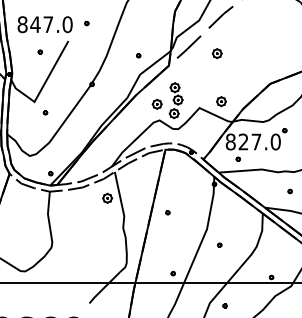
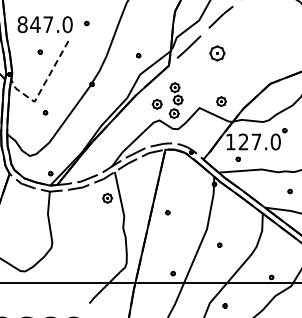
part size: 12x12 px -> 17x17 px (217, 53)
line: solid -> dashed (42, 87)
text: 827.0 -> 127.0 (230, 141)
